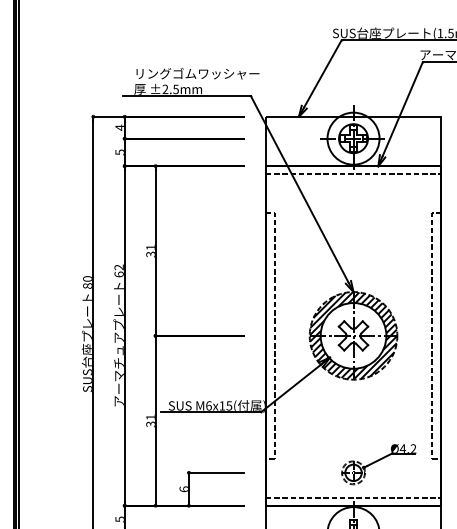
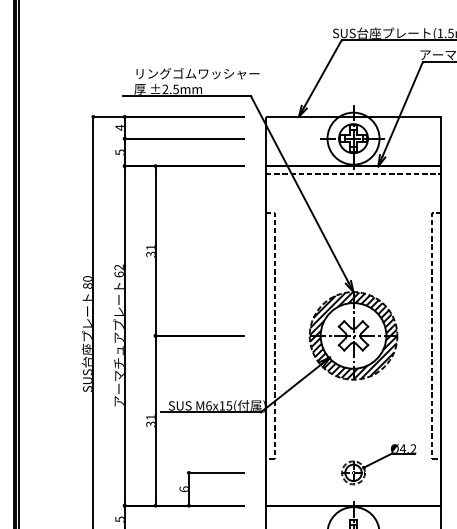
line: present -> none (353, 497)
